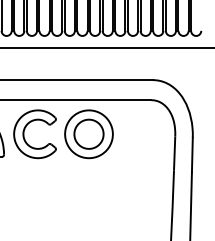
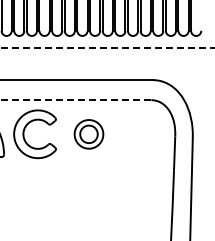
line: solid -> dashed (107, 47)
line: solid -> dashed (75, 100)
part size: 50x51 px -> 32x31 px (88, 134)
